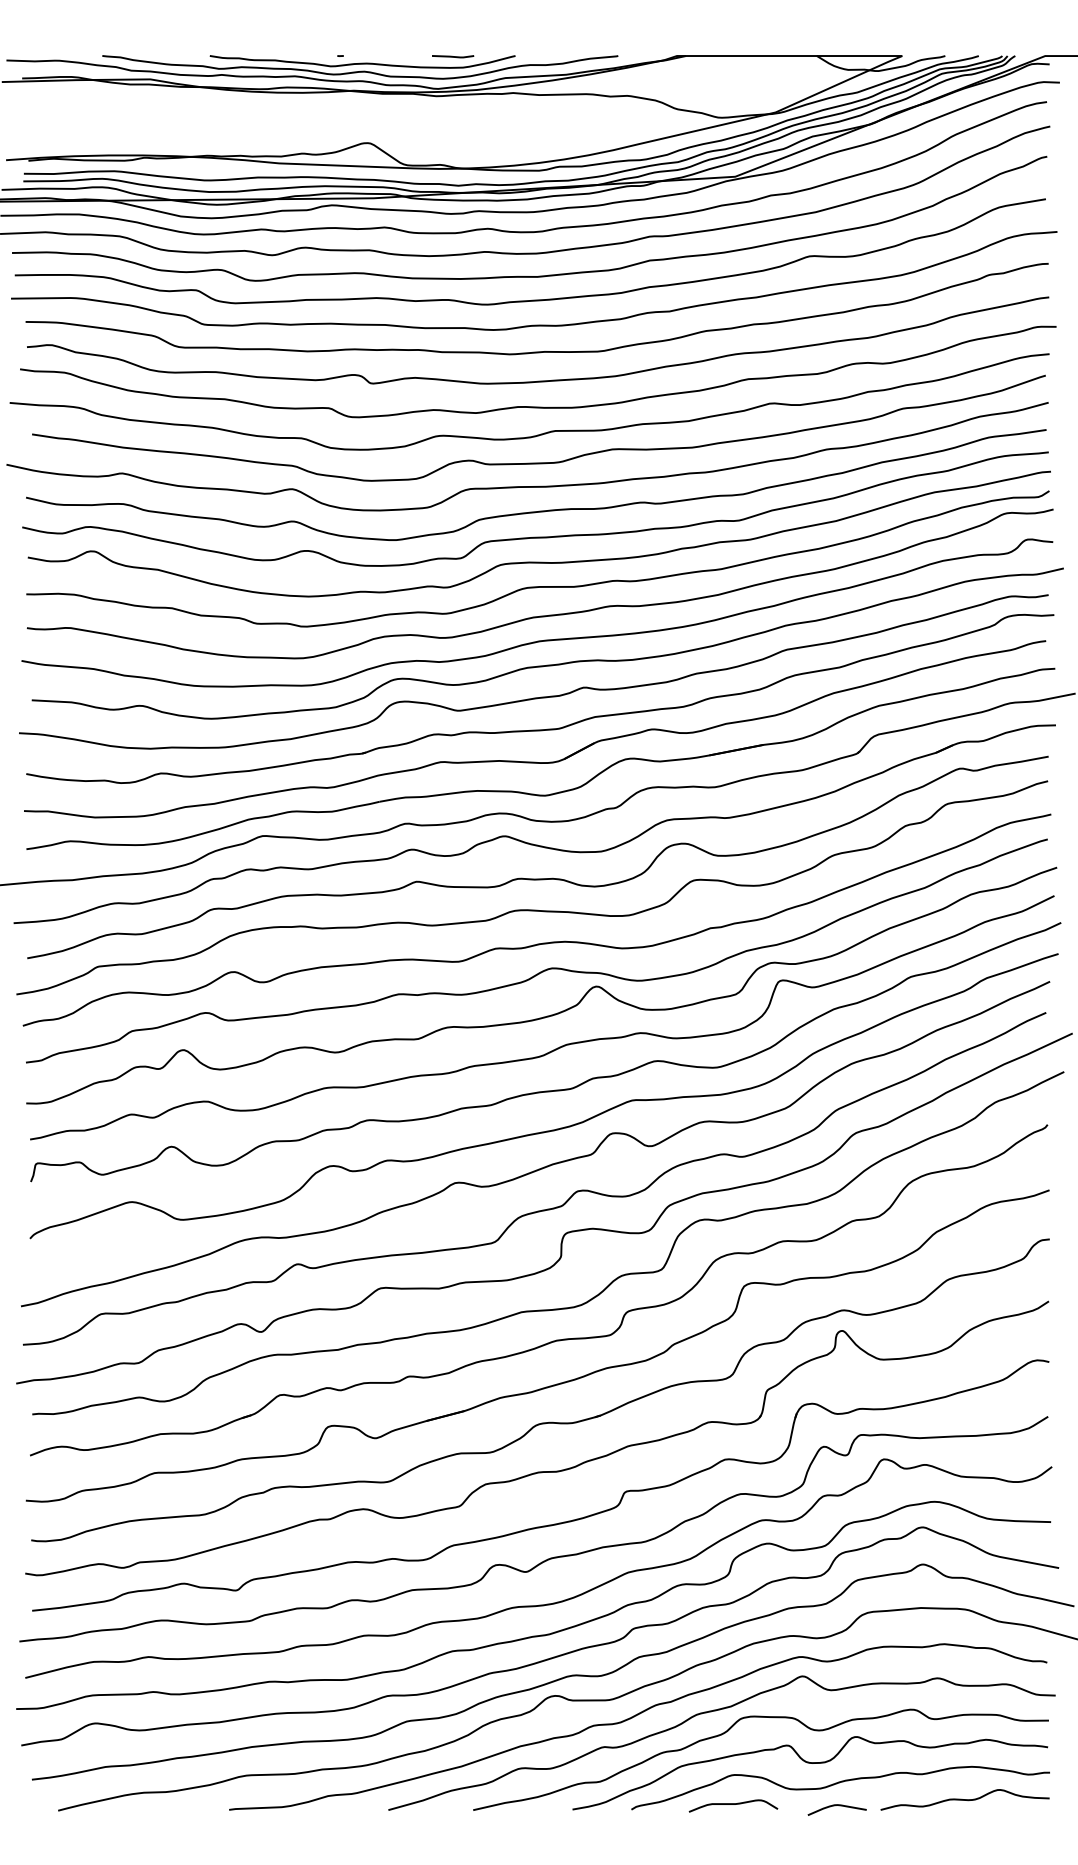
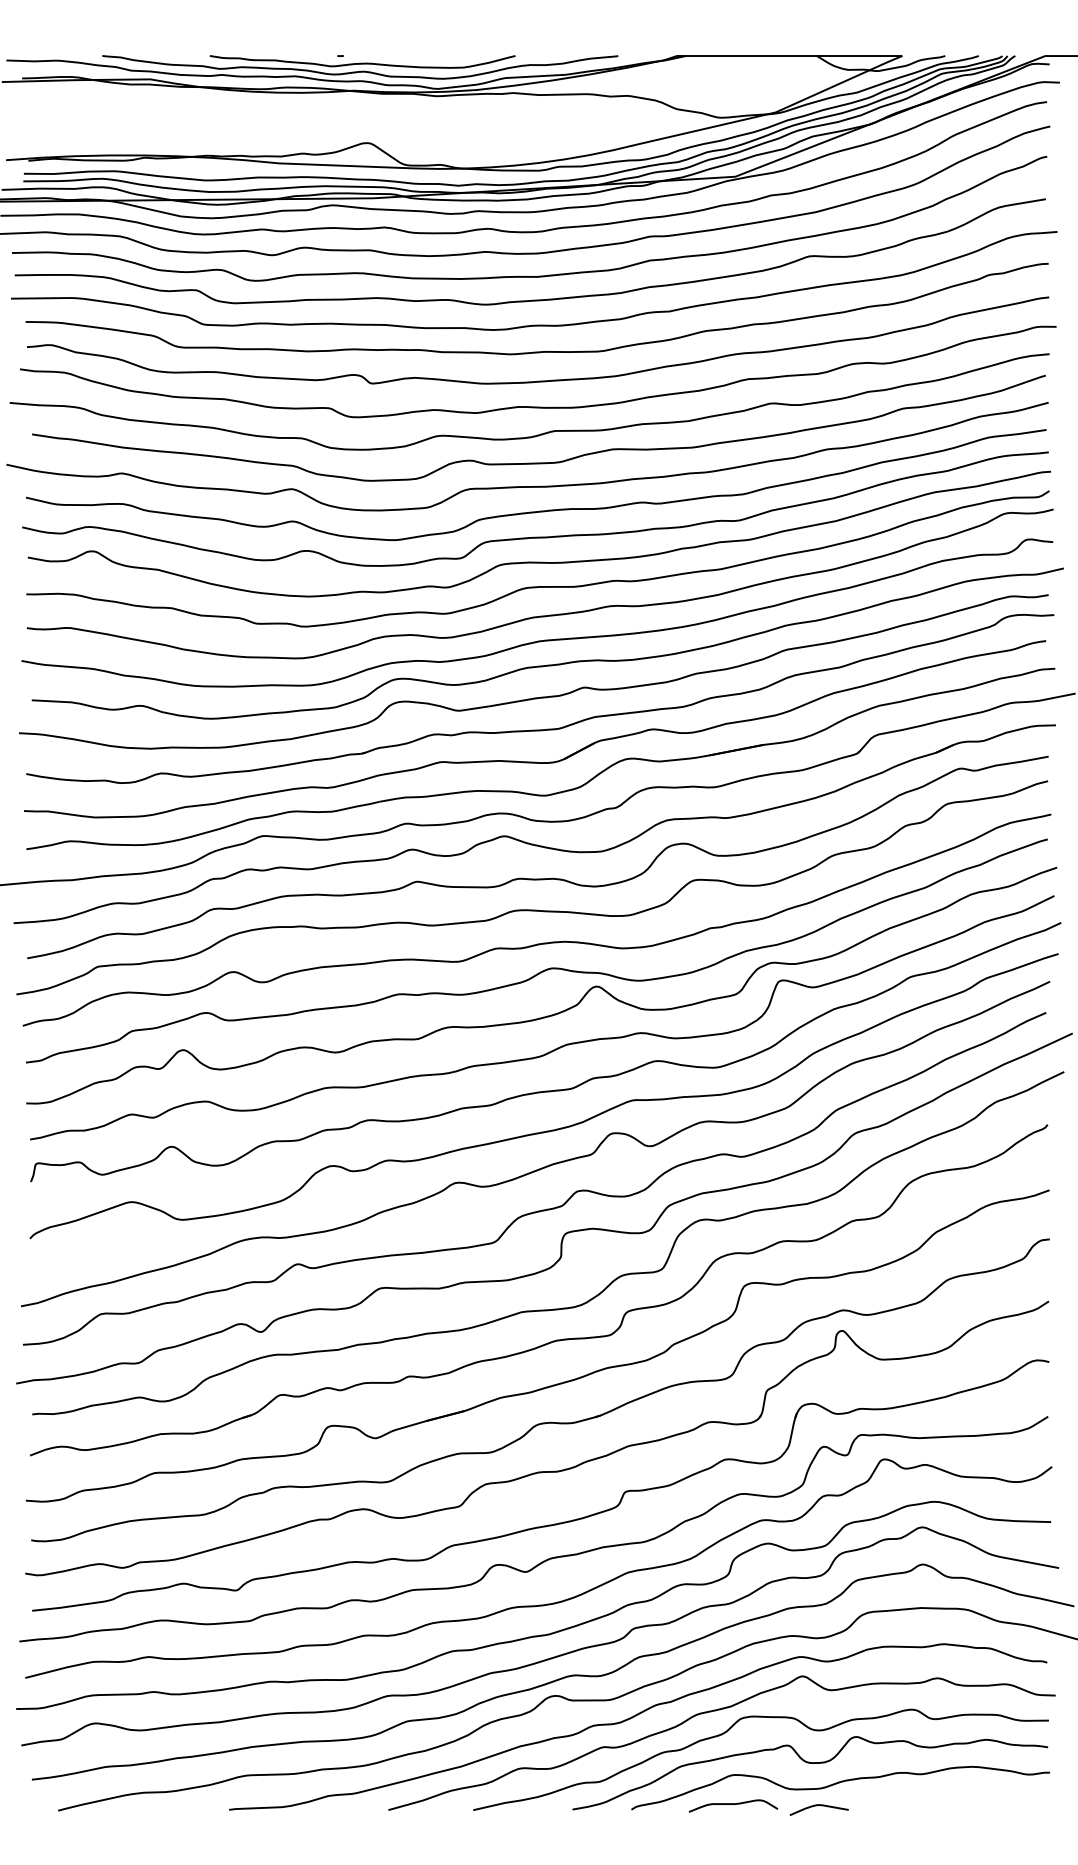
line: present -> none (453, 56)
curve: present -> none (964, 1799)
curve position: (835, 1806) -> (817, 1806) (817, 1806)
